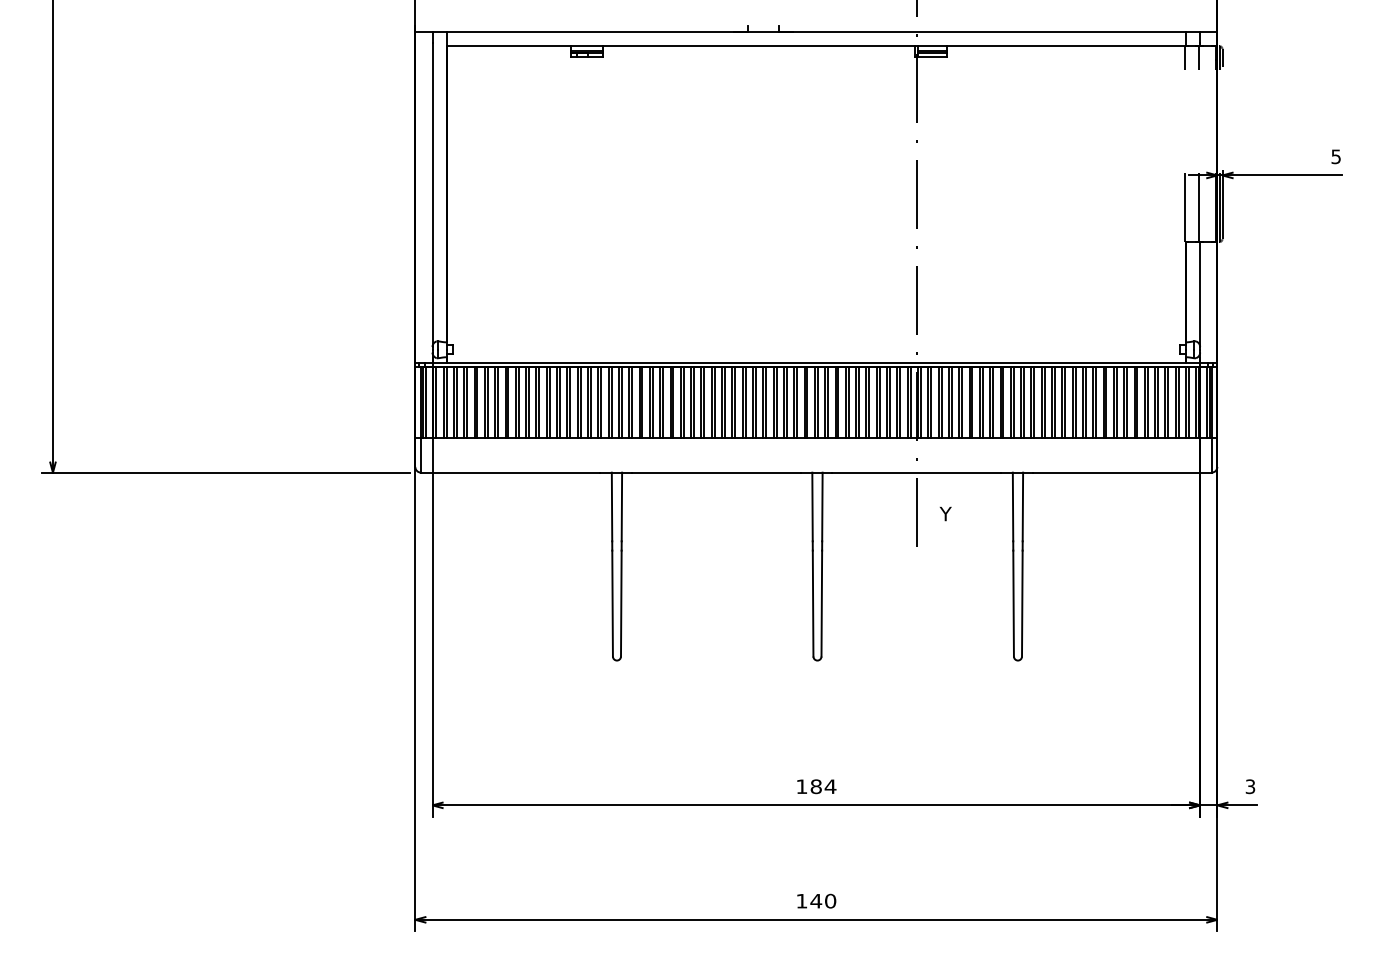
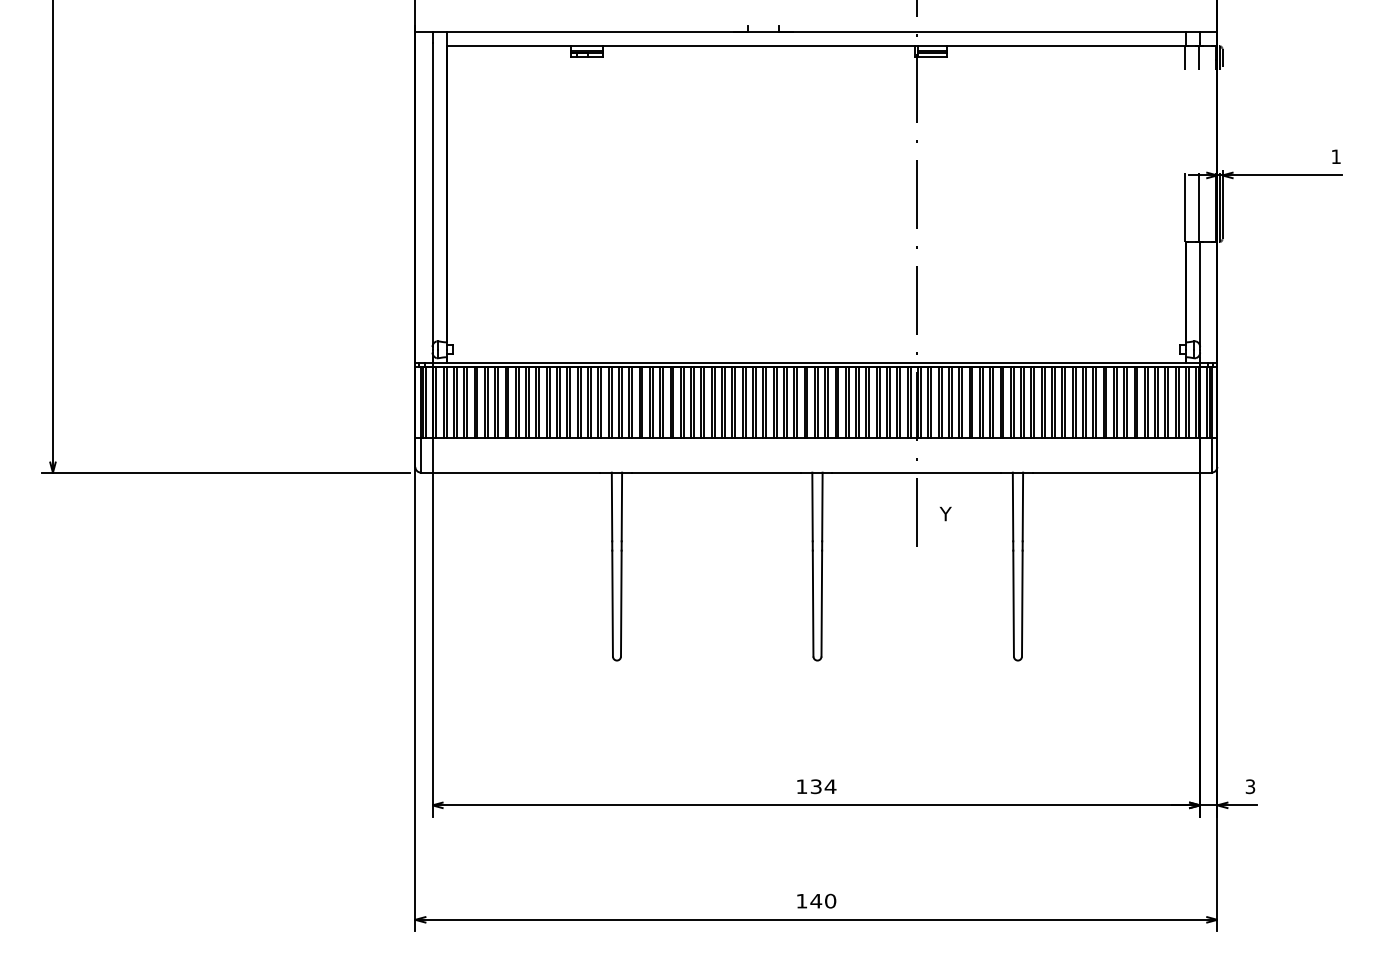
text: 5 -> 1 (1335, 156)
text: 184 -> 134 (815, 786)
